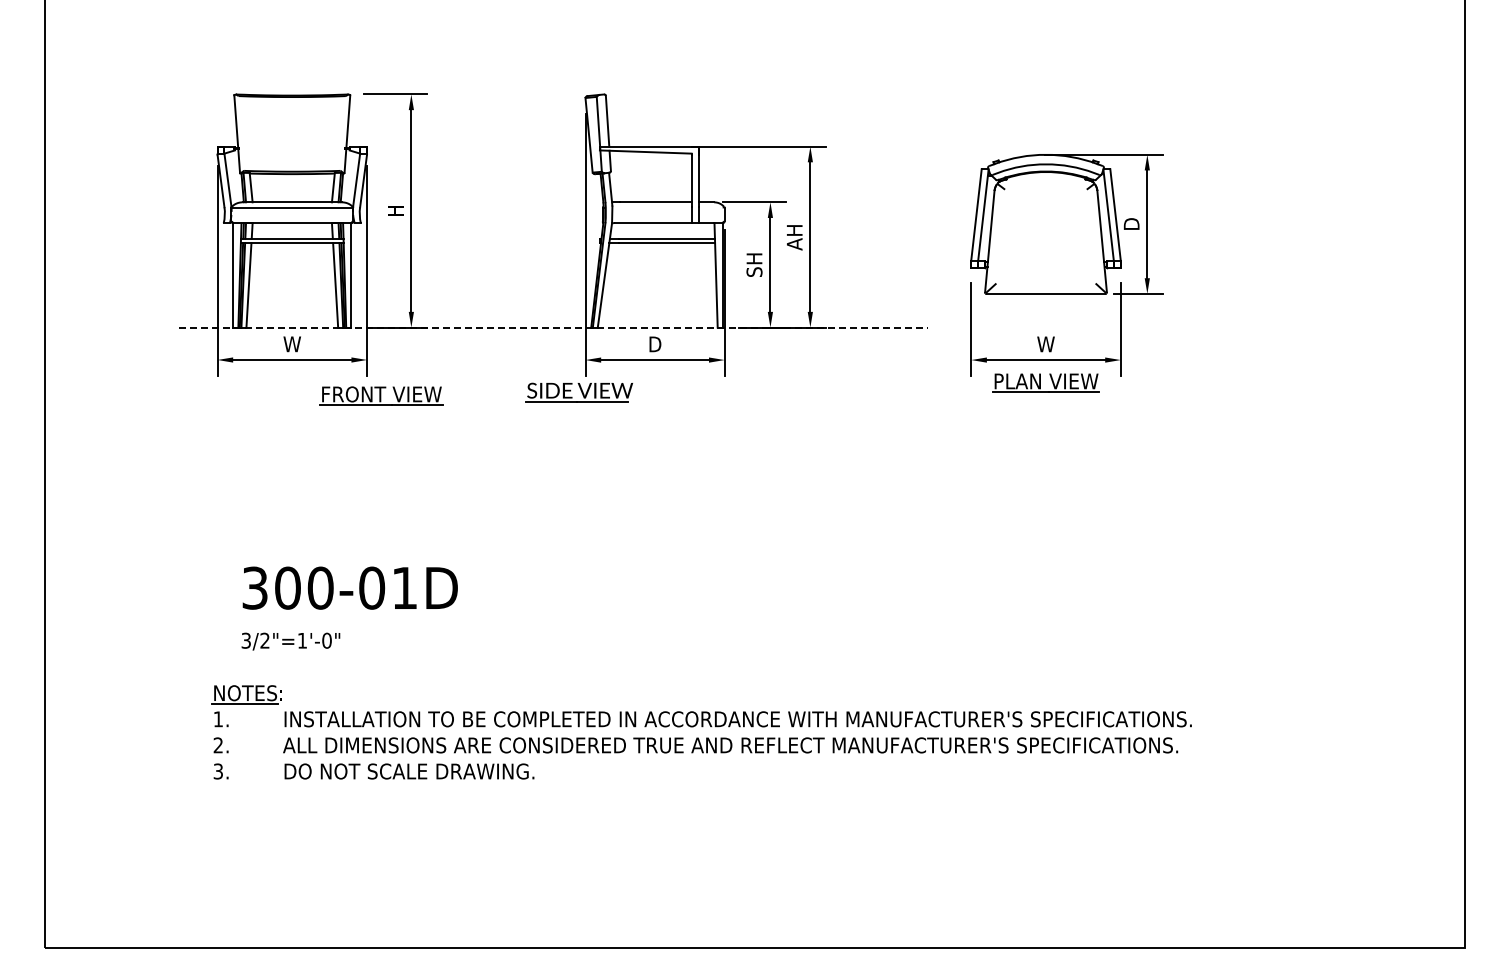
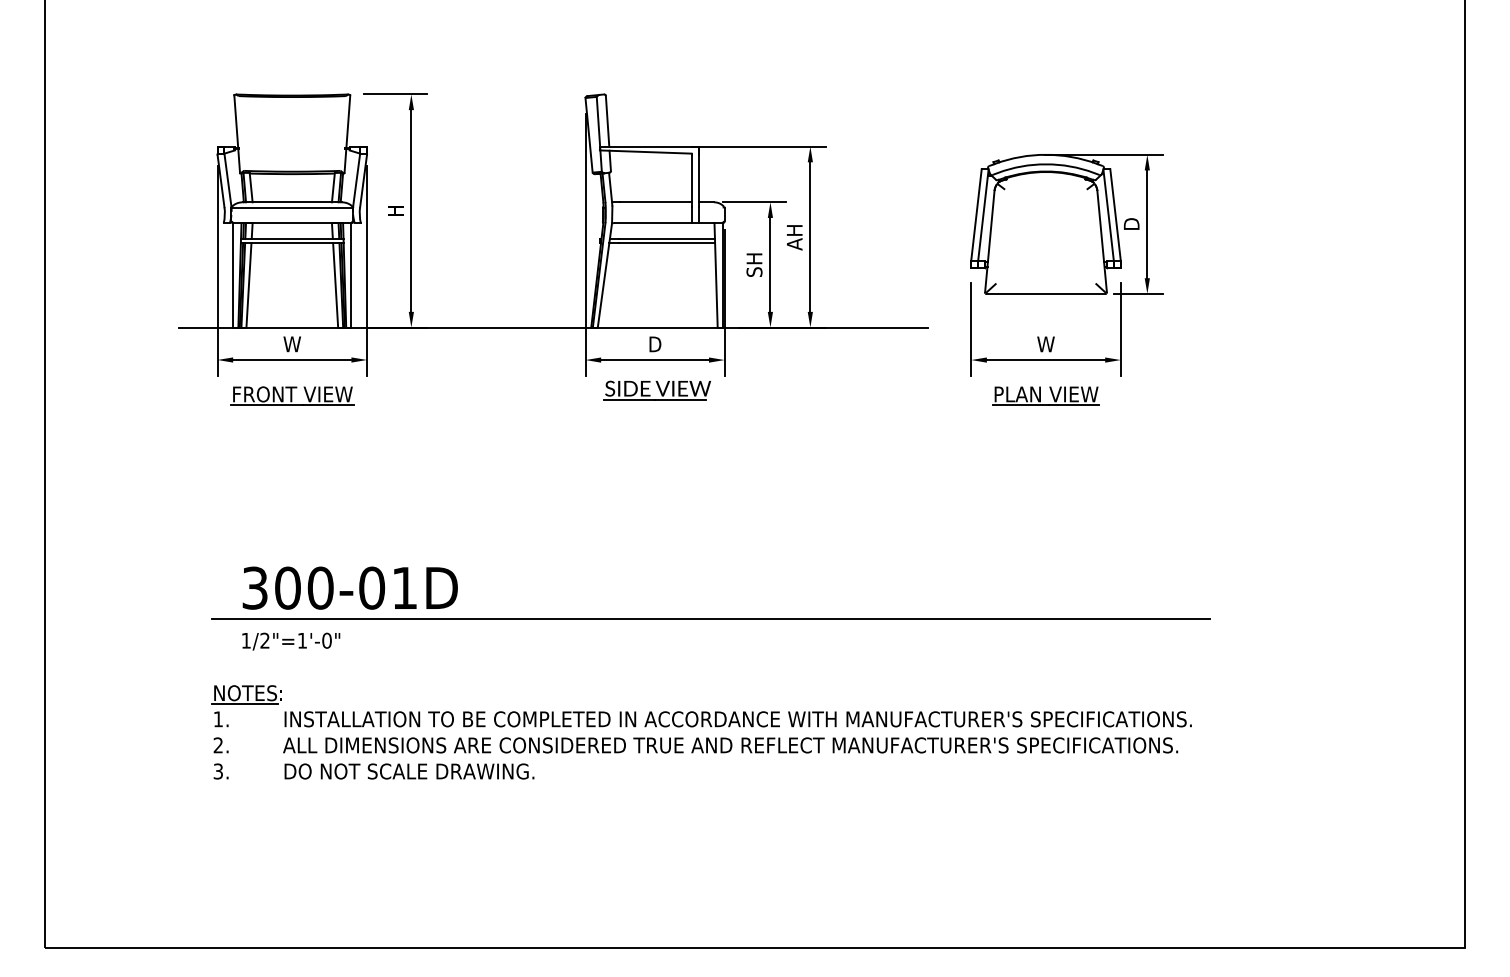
line: dashed -> solid (553, 327)
part position: (1045, 382) -> (1045, 395) (1045, 395)
part position: (578, 392) -> (656, 390) (656, 390)
part position: (381, 395) -> (292, 395) (292, 395)
line: none -> present (710, 618)
text: 3/2"=1'-0" -> 1/2"=1'-0" (245, 640)
